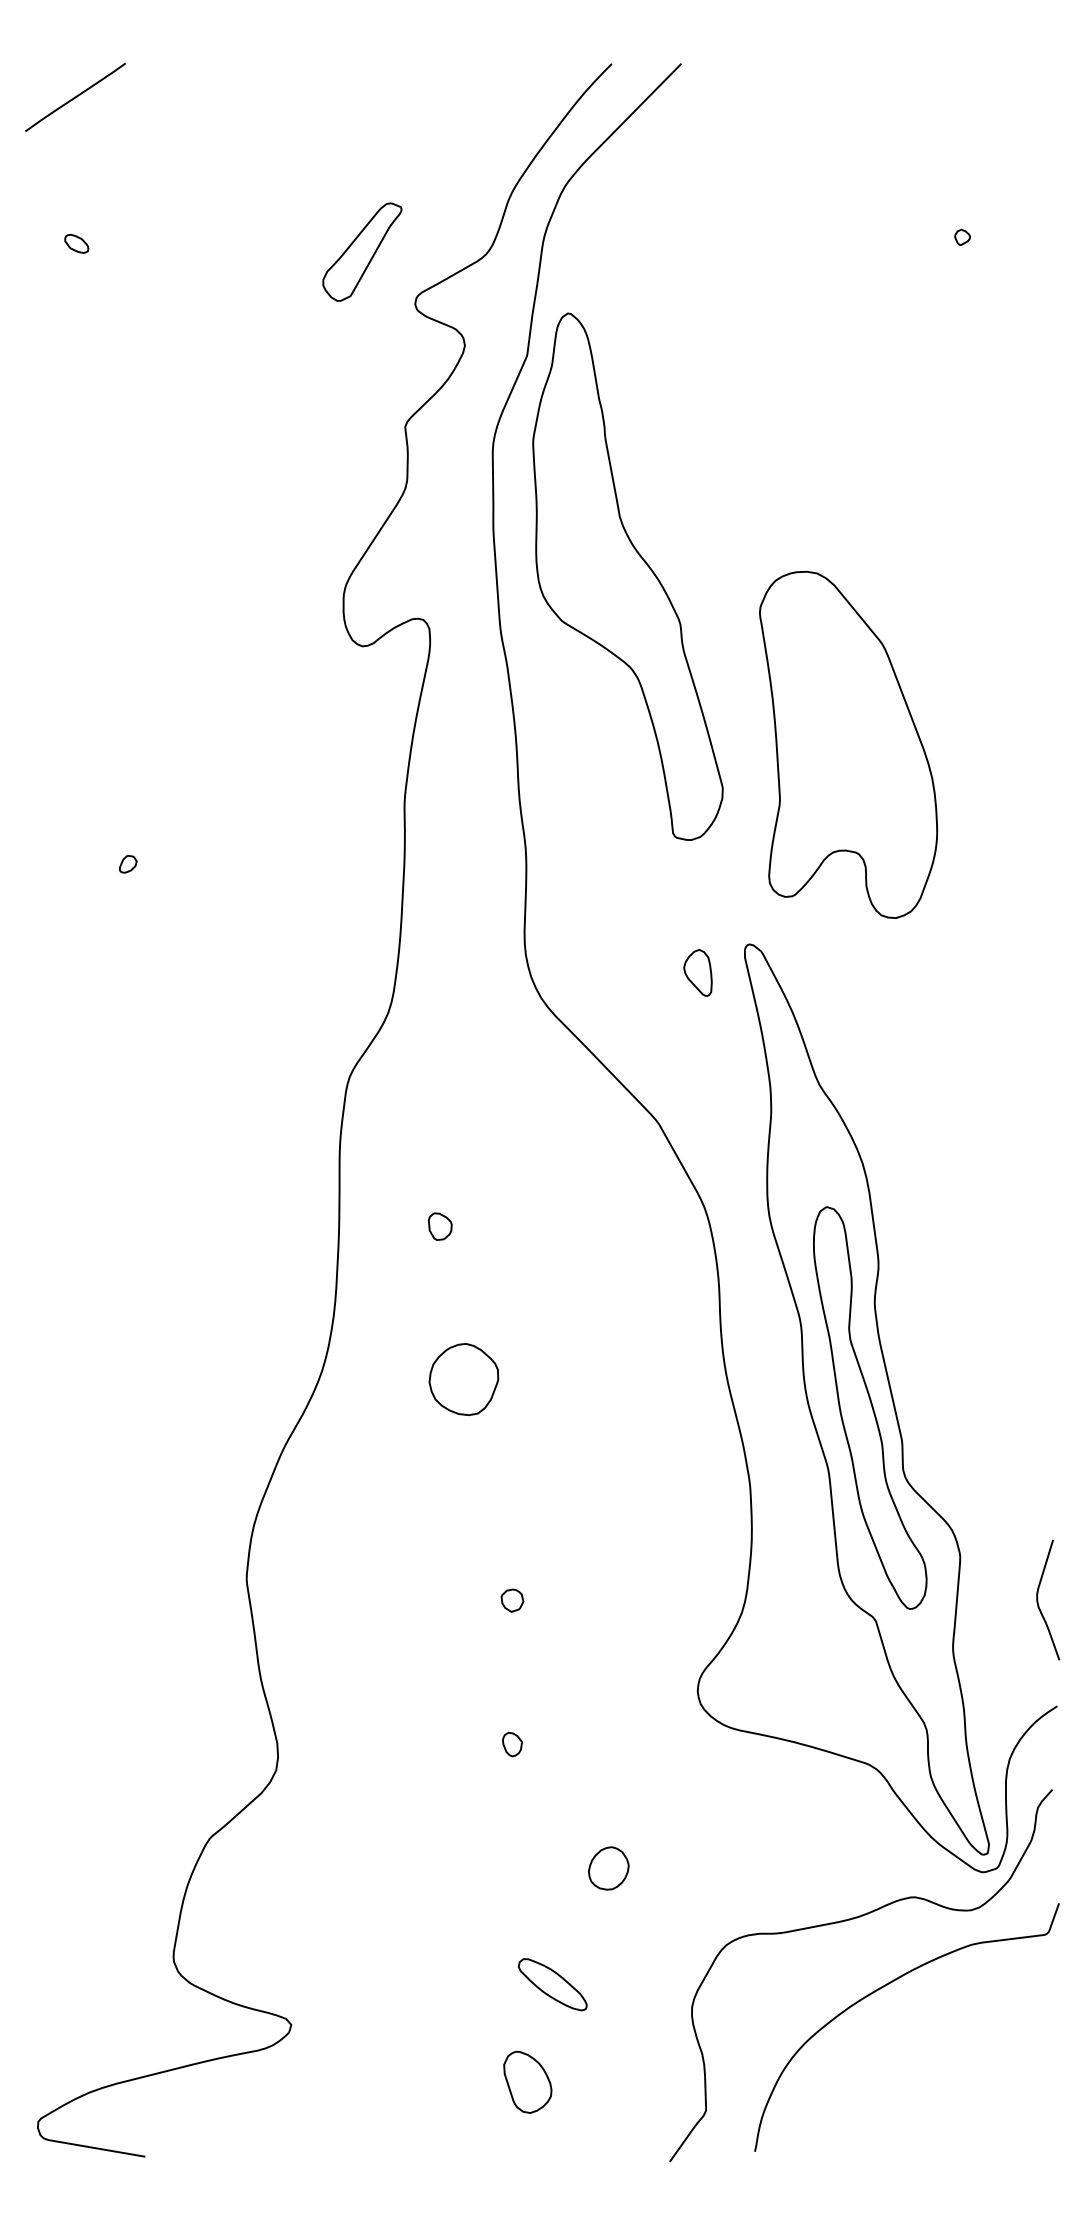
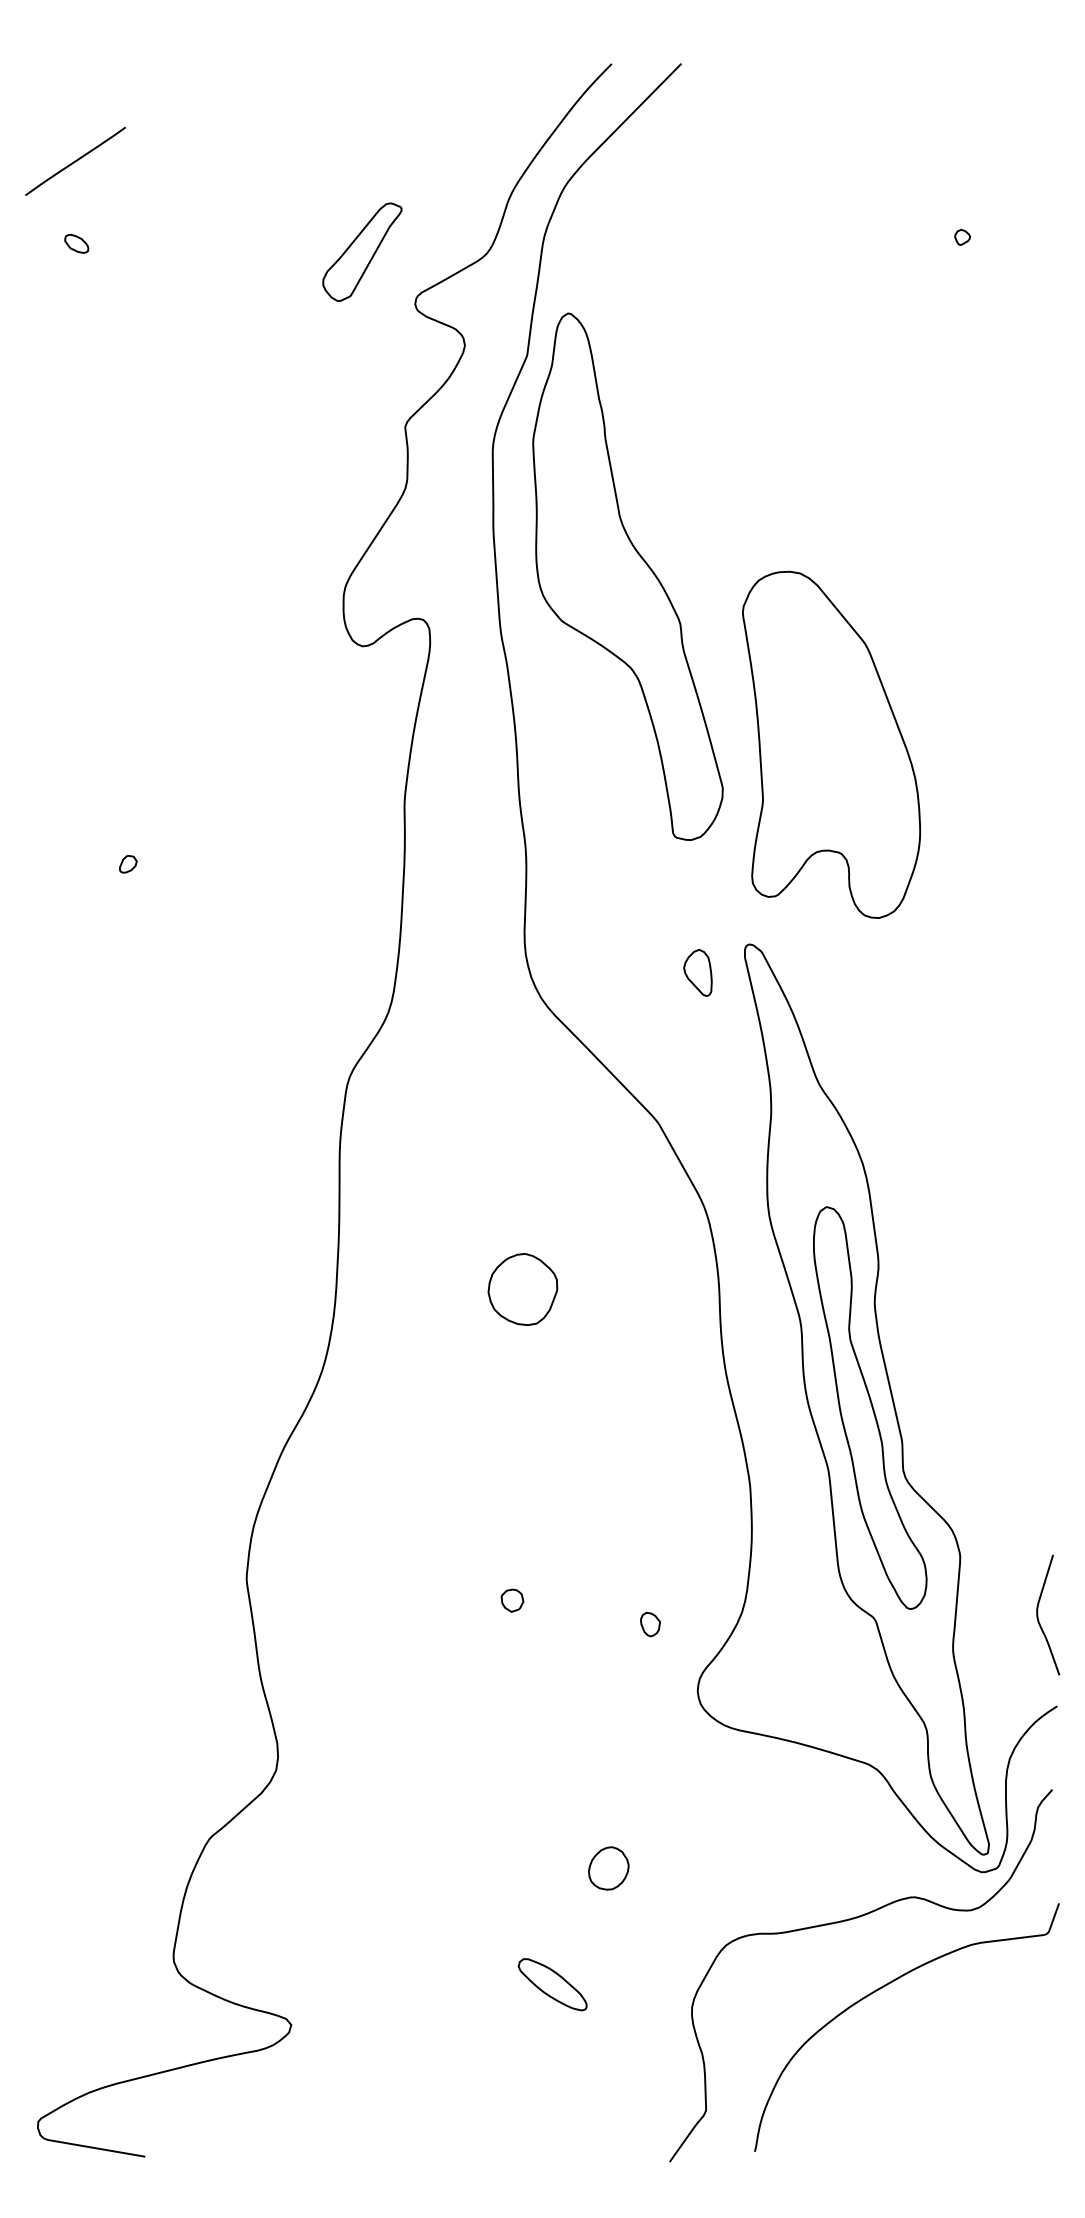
line position: (75, 96) -> (75, 160) (75, 160)
part position: (848, 744) -> (831, 744) (831, 744)
part: present -> none (439, 1226)
part position: (463, 1379) -> (522, 1289) (522, 1289)
curve position: (1038, 1599) -> (1038, 1614) (1038, 1614)
part position: (512, 1744) -> (650, 1624) (650, 1624)
part: present -> none (527, 2082)
